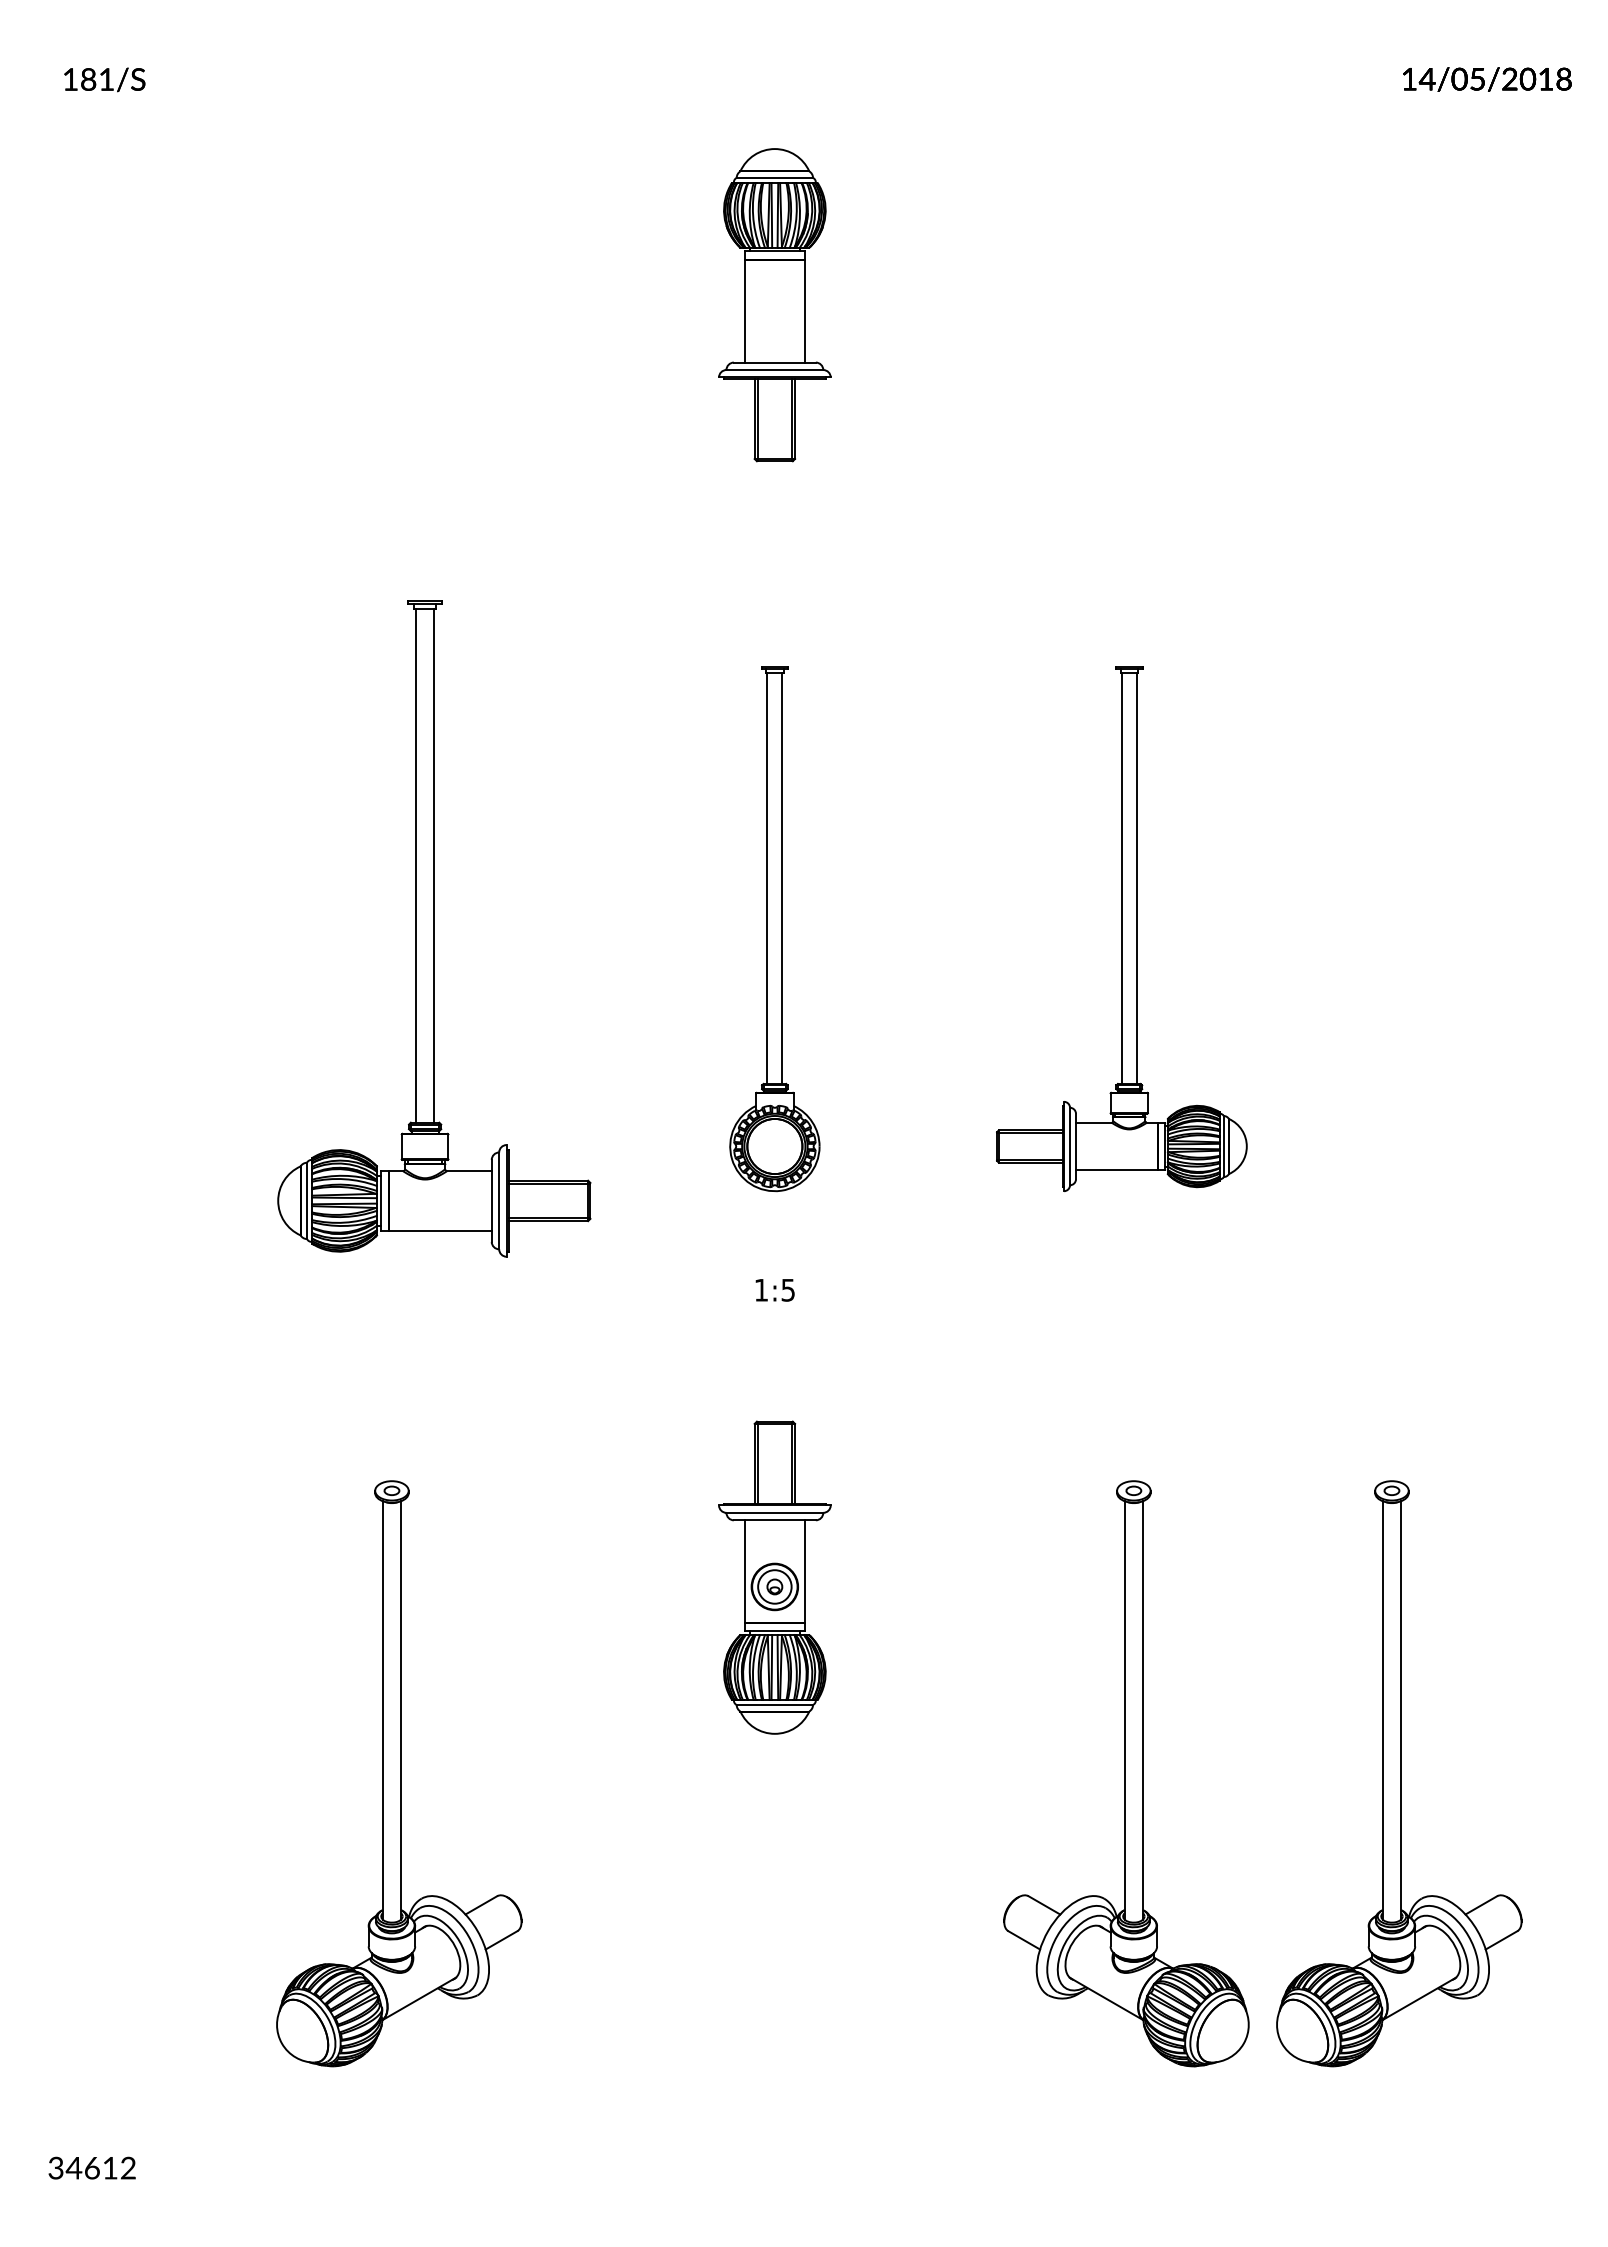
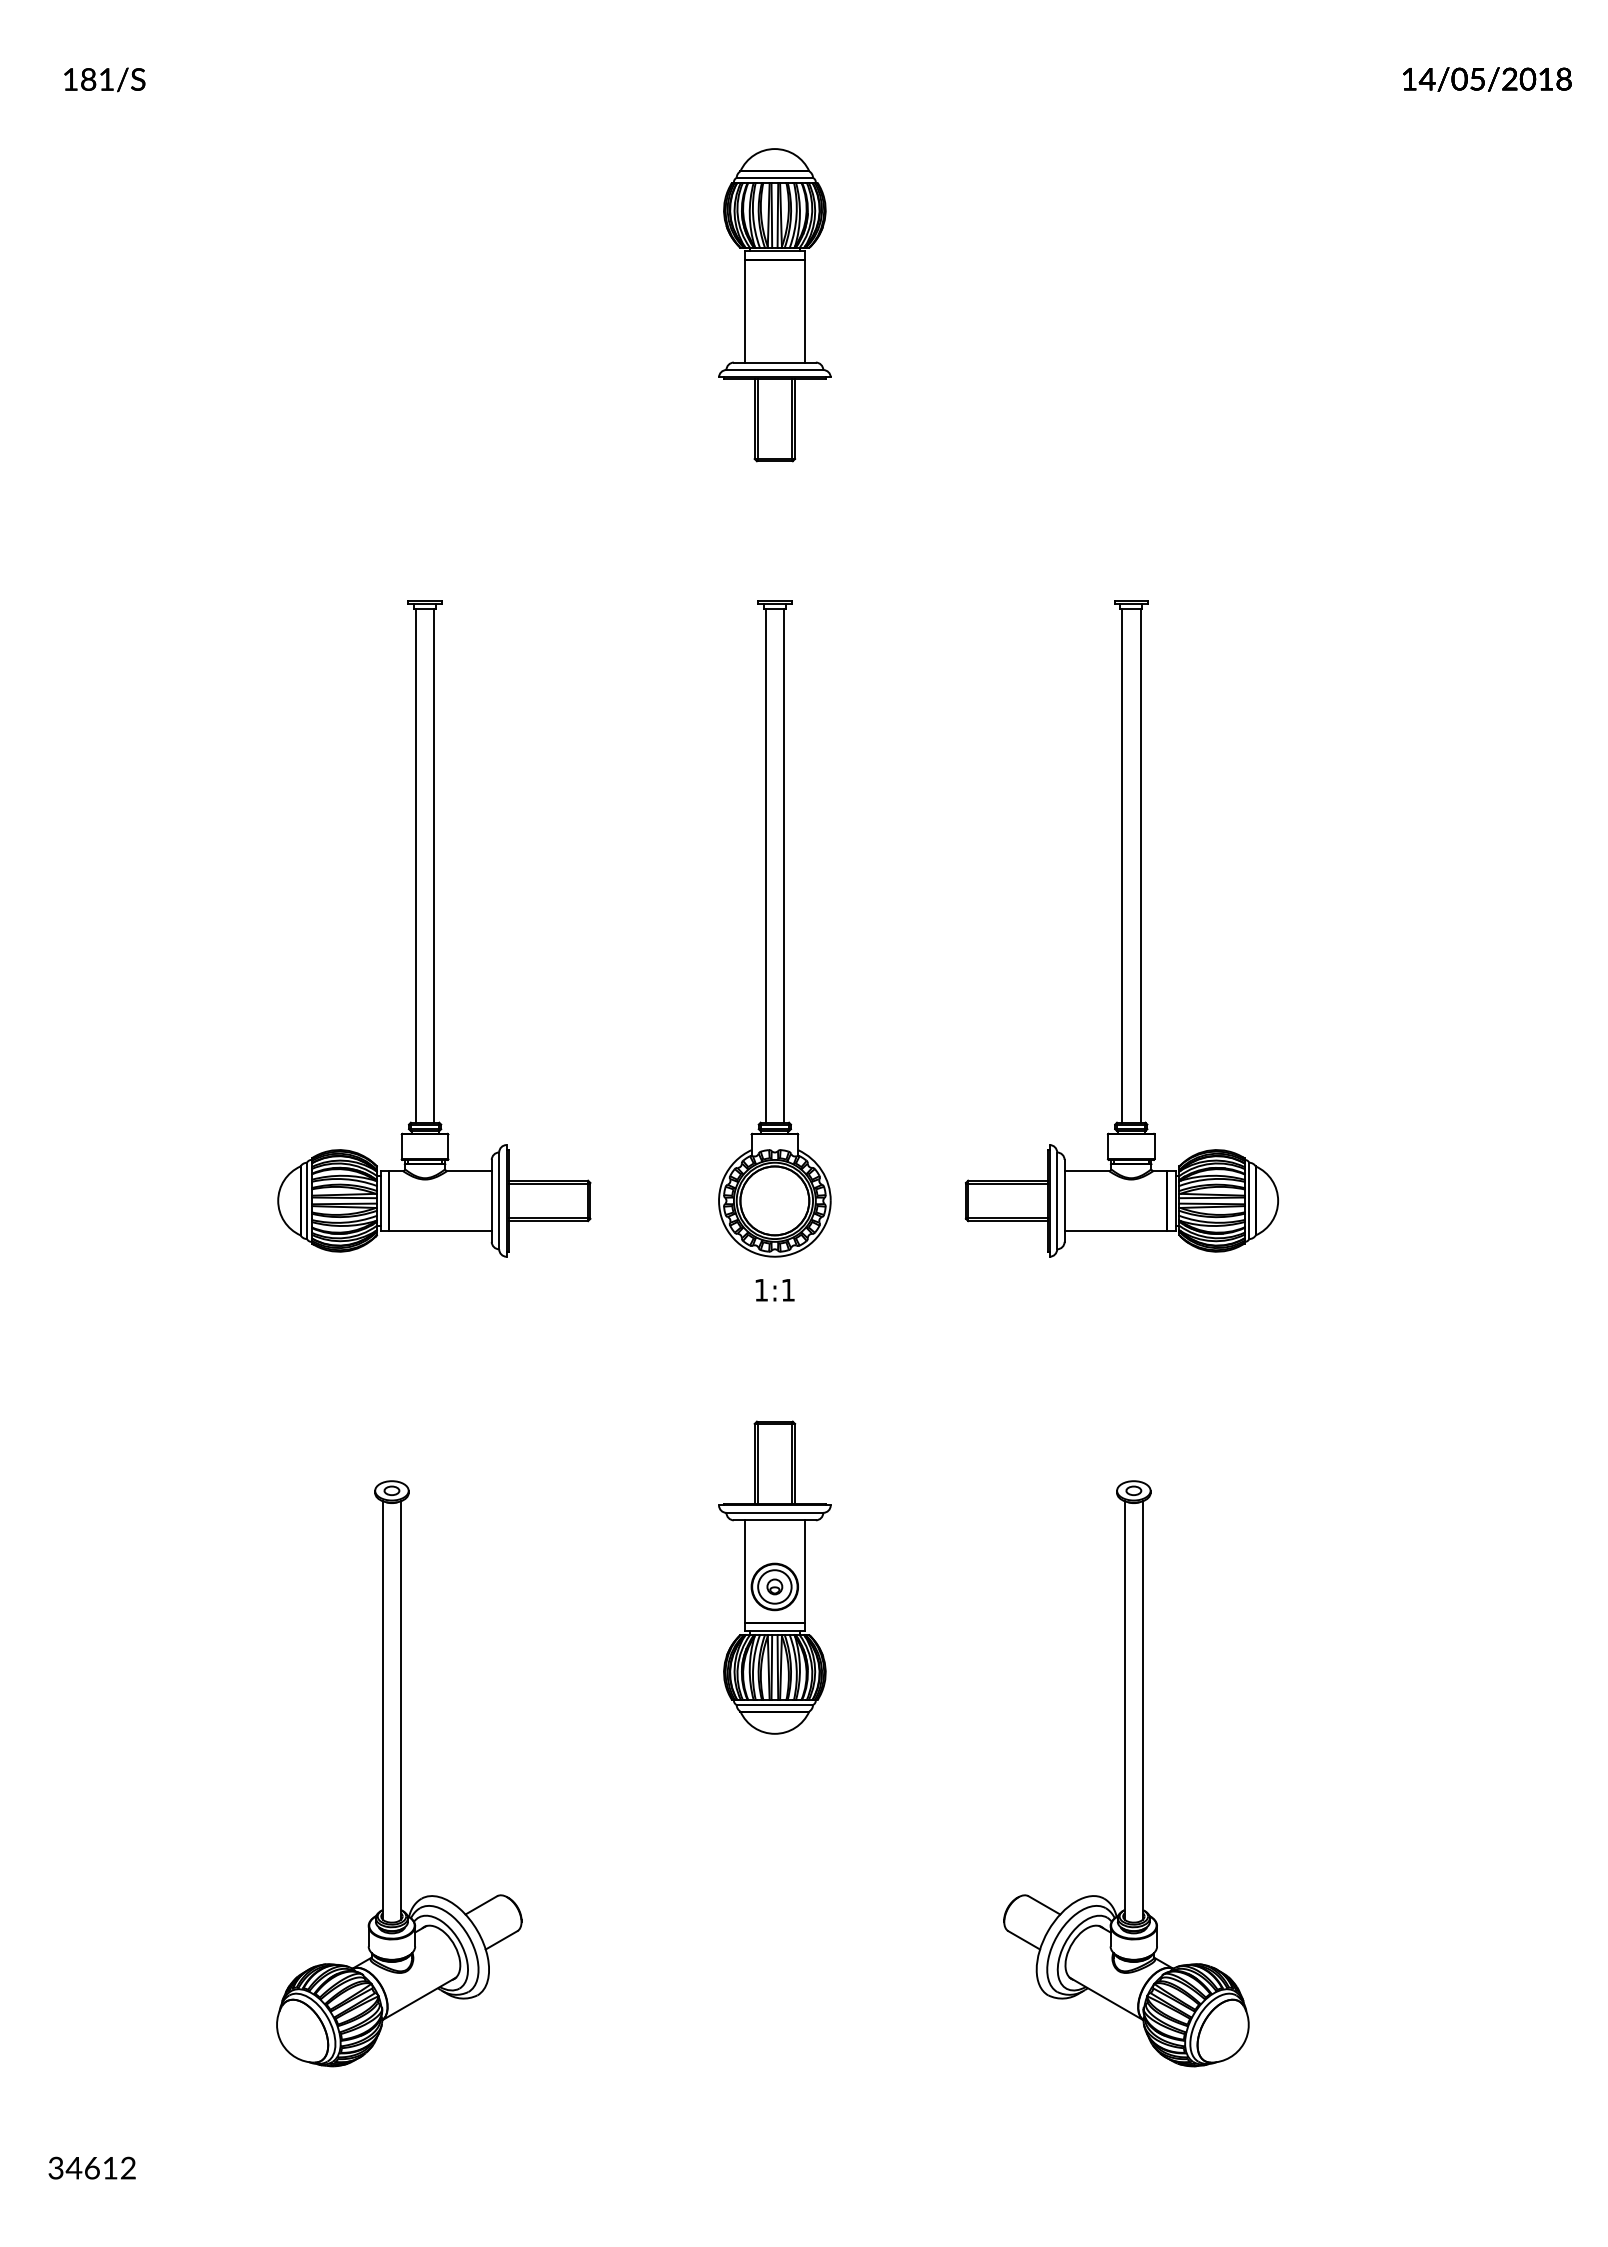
part size: 252x526 px -> 315x658 px (1121, 928)
part size: 92x527 px -> 114x658 px (774, 928)
text: 1:5 -> 1:1 (787, 1290)
part: present -> none (1399, 1773)
